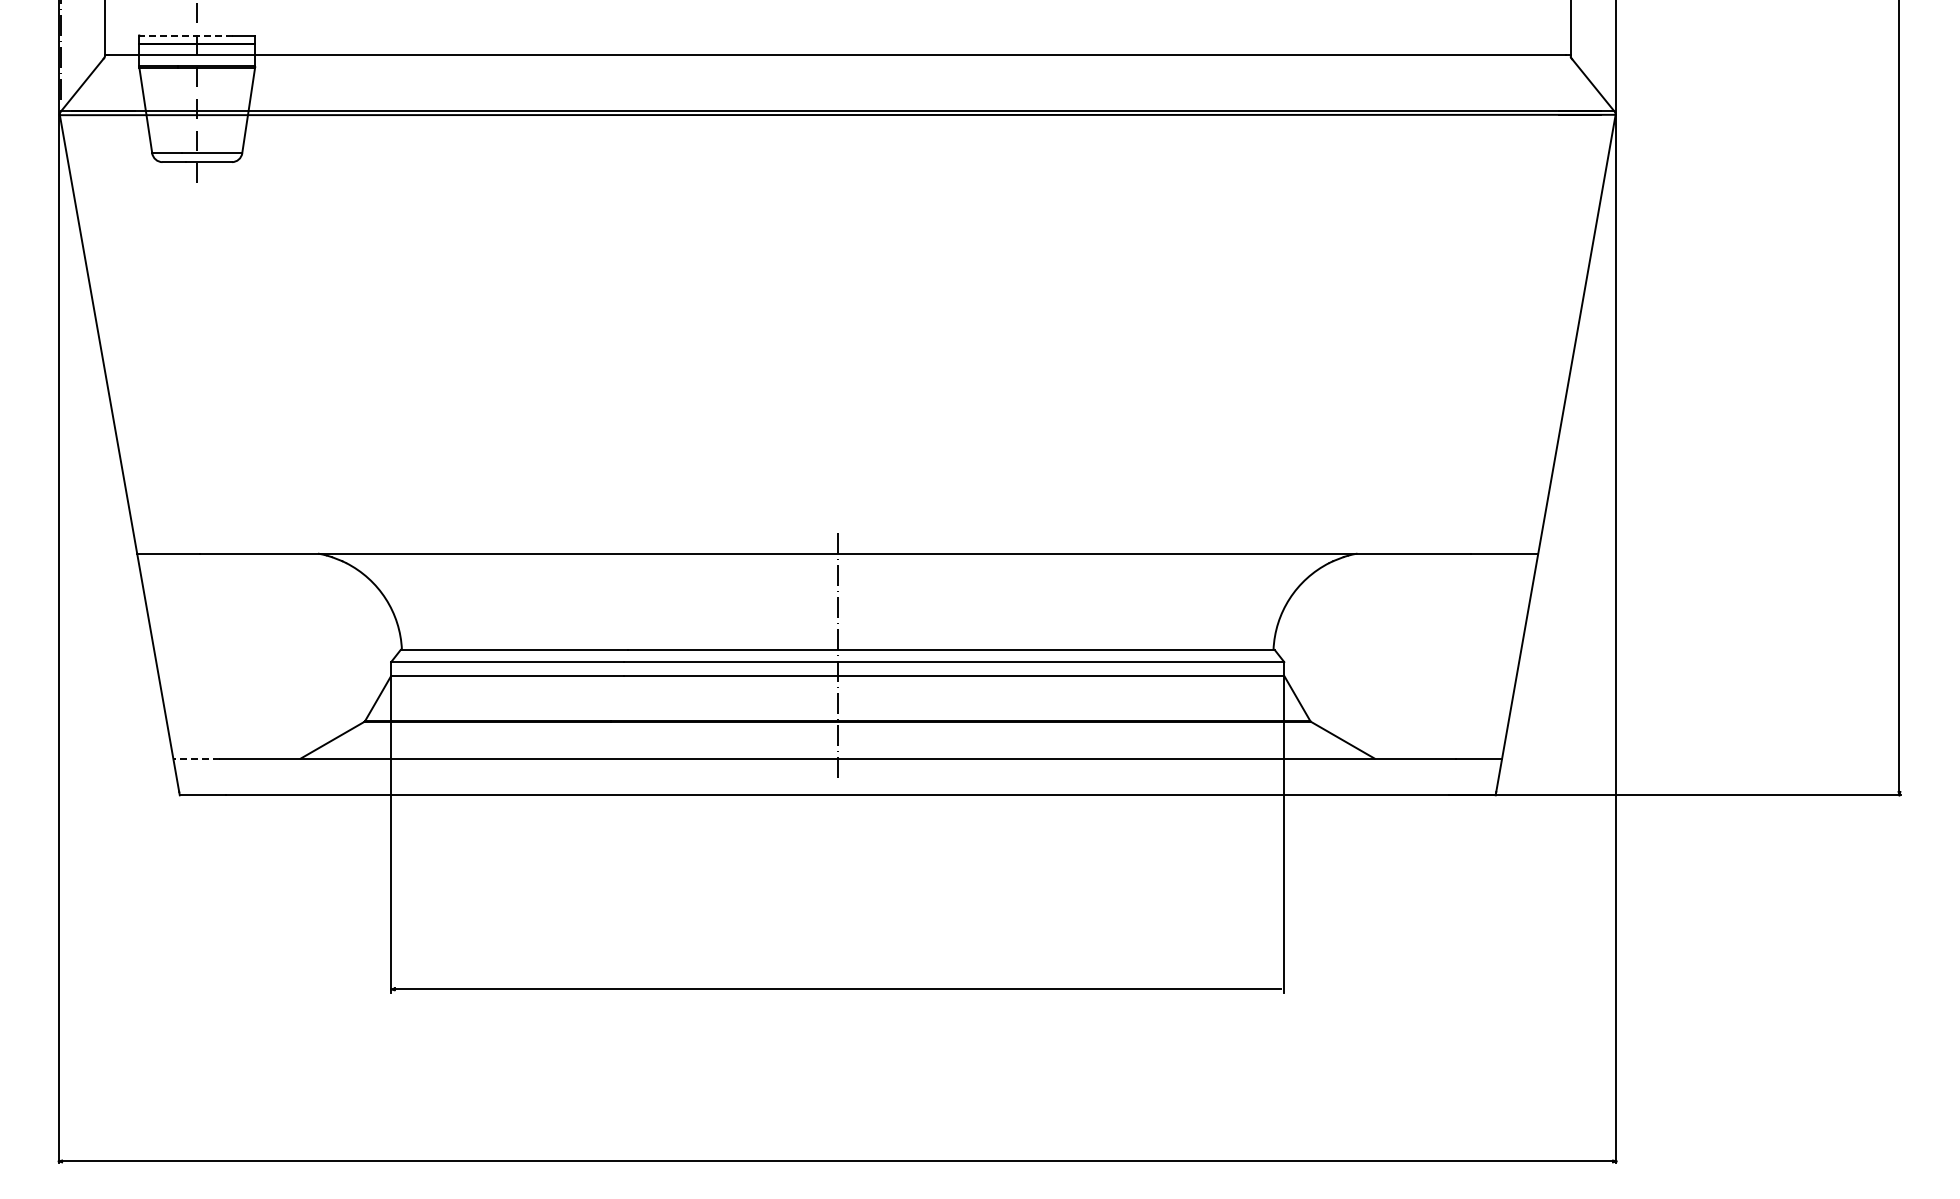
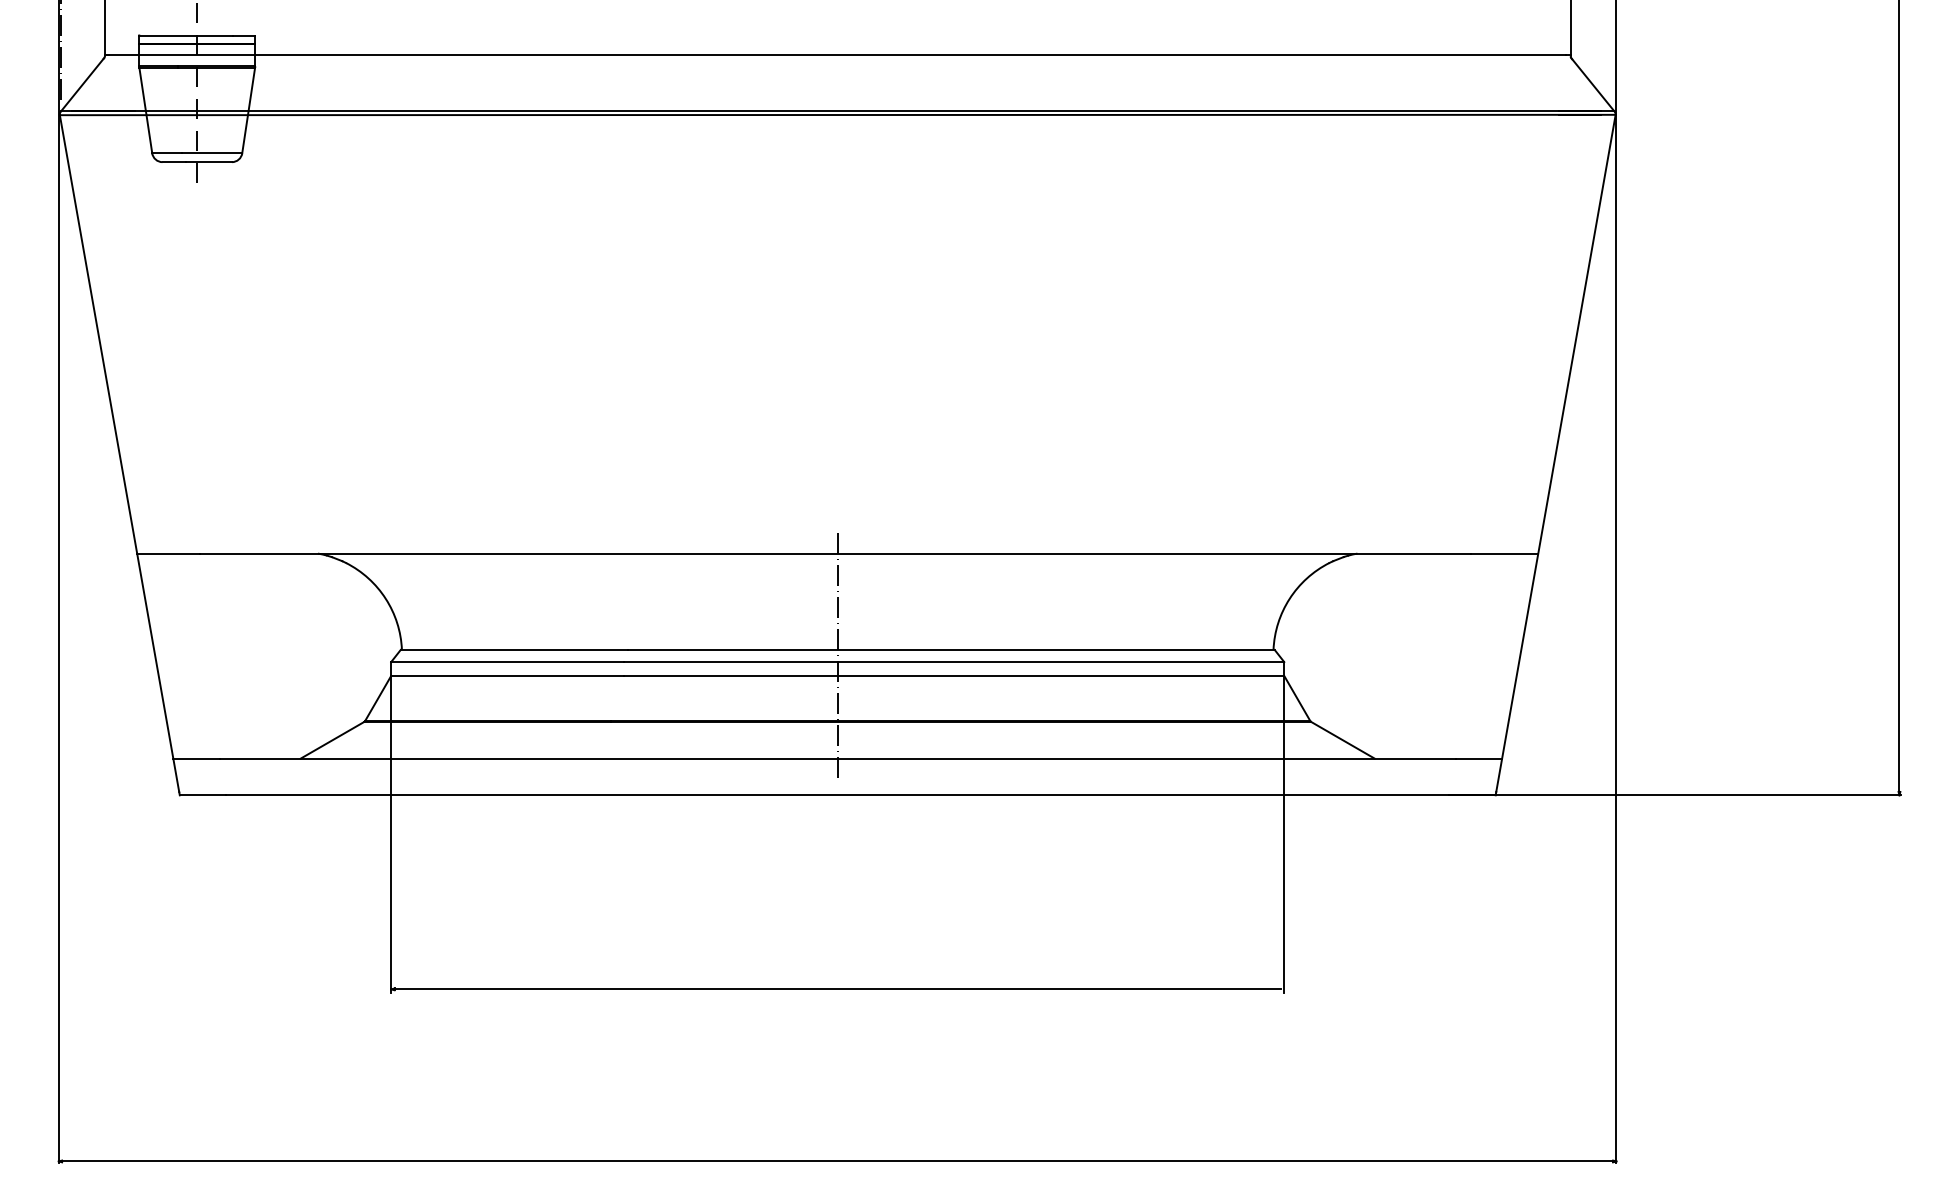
line: dashed -> solid (186, 35)
line: dashed -> solid (195, 758)
